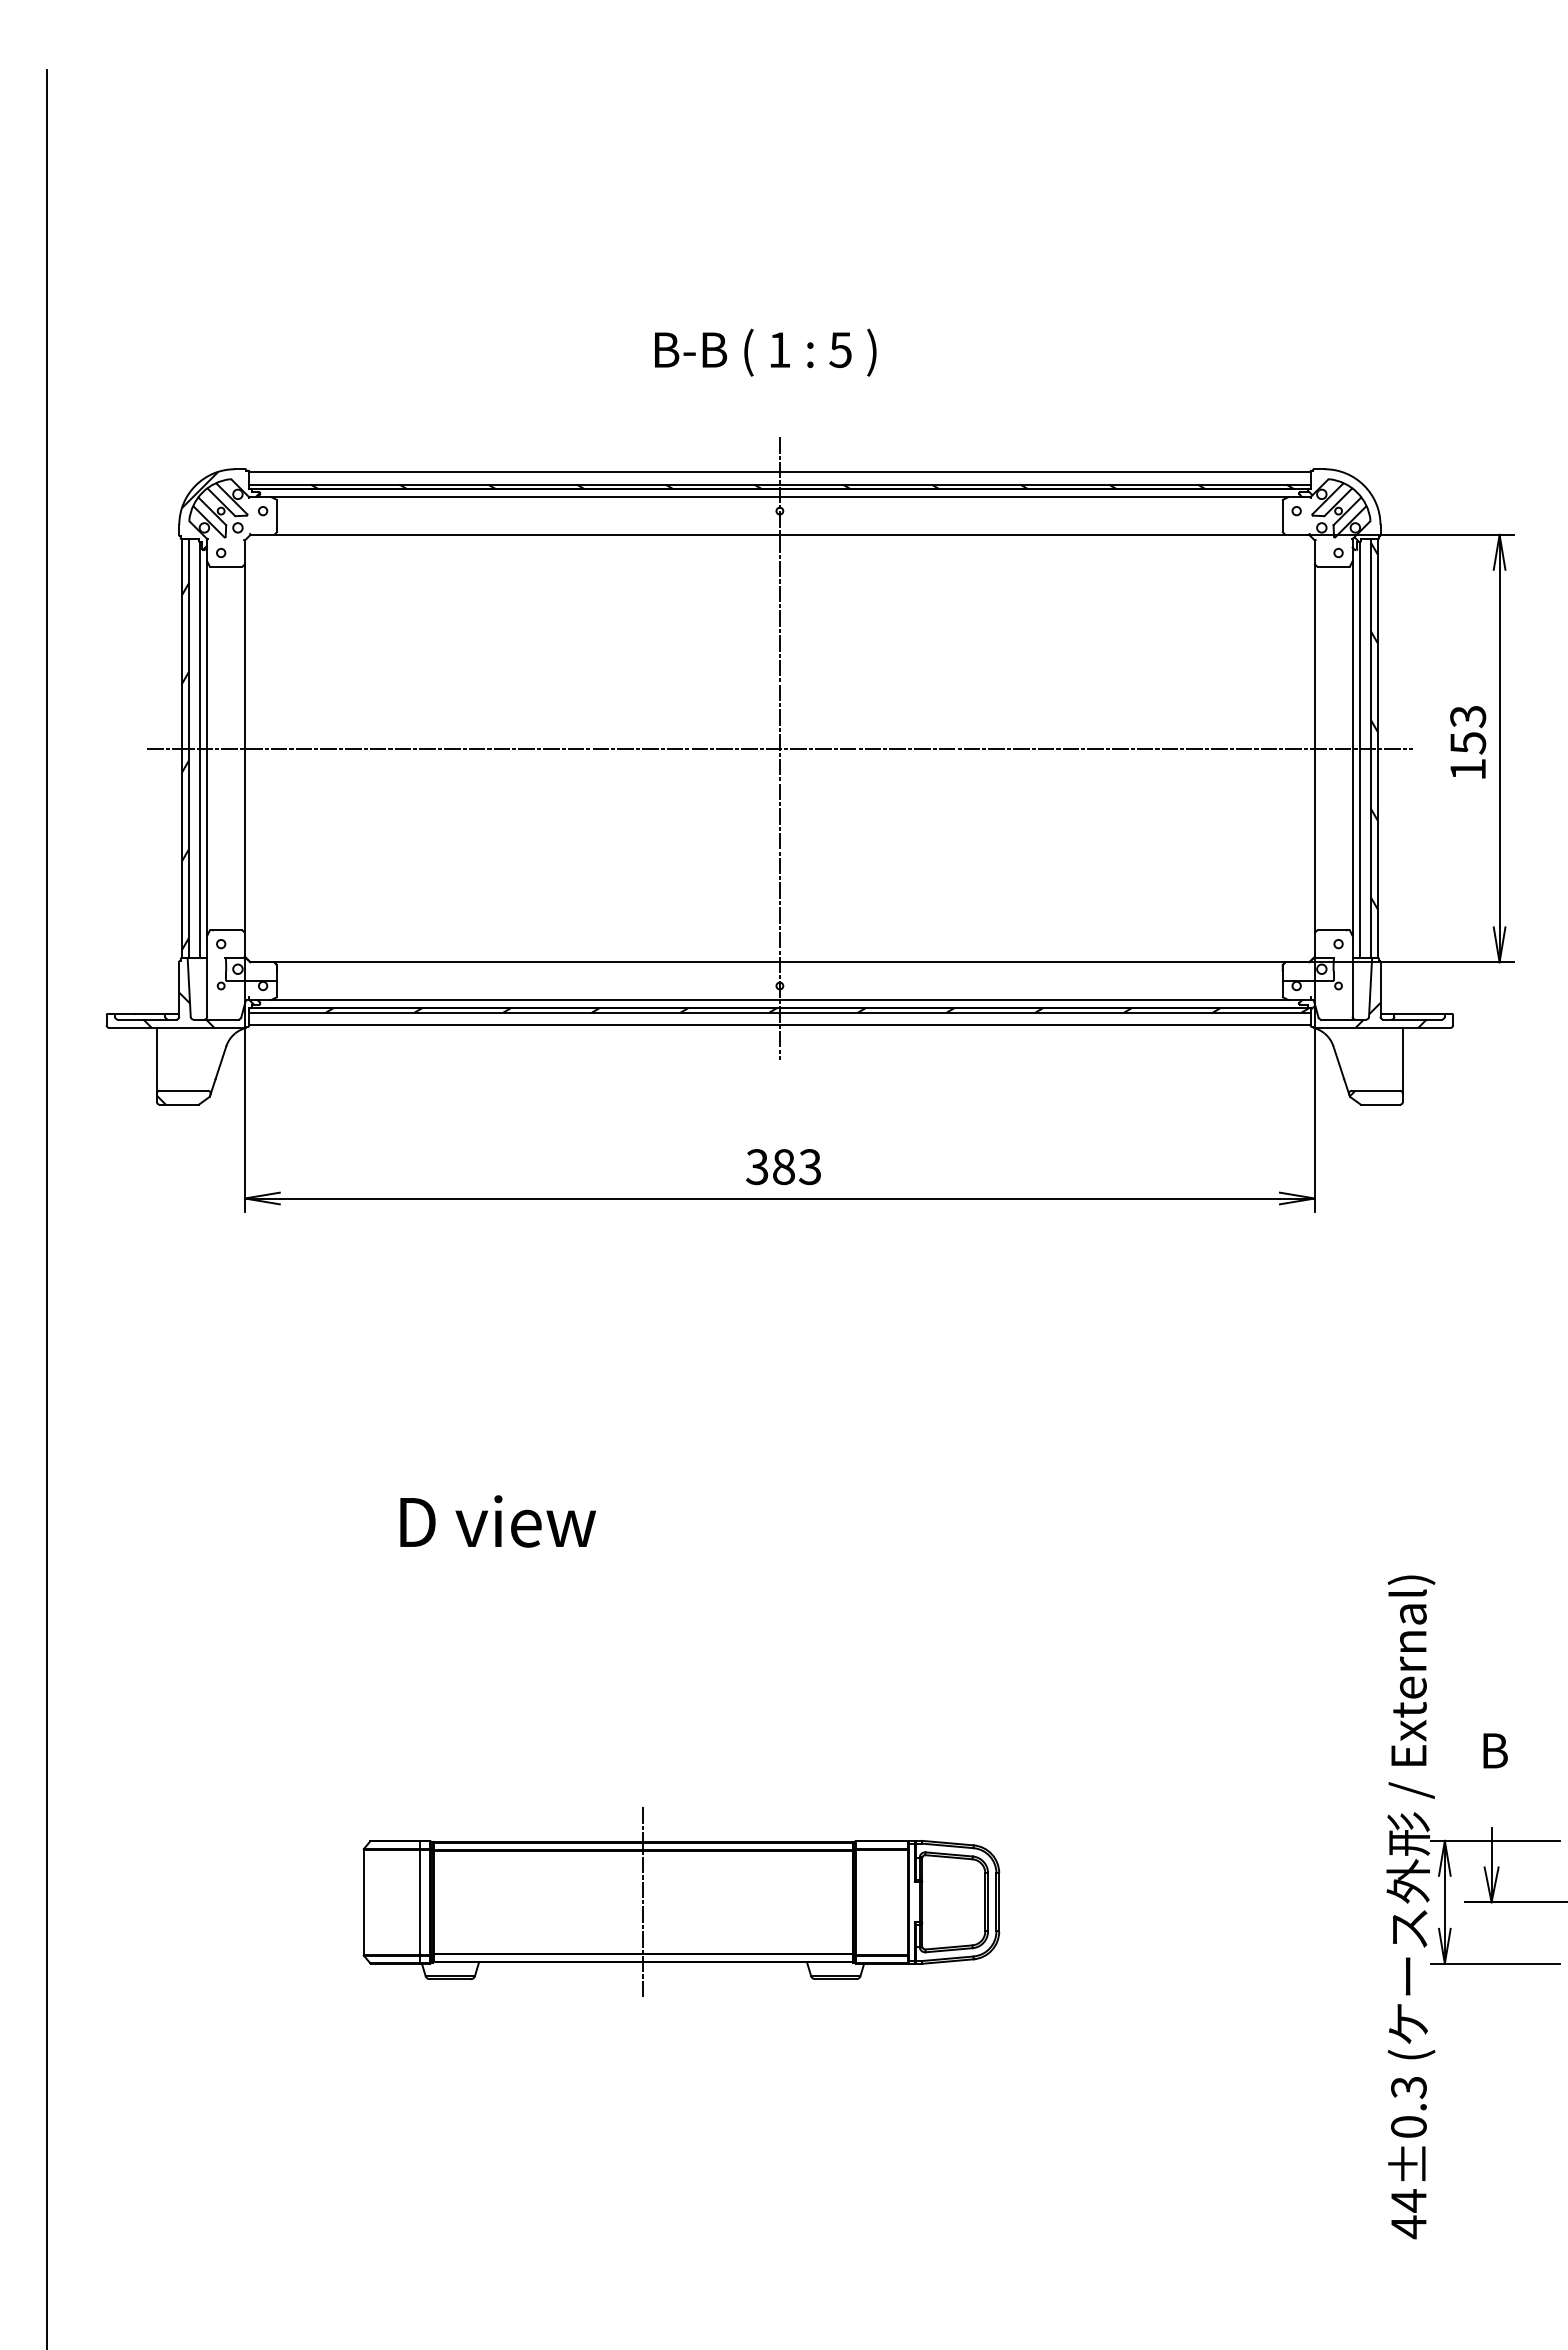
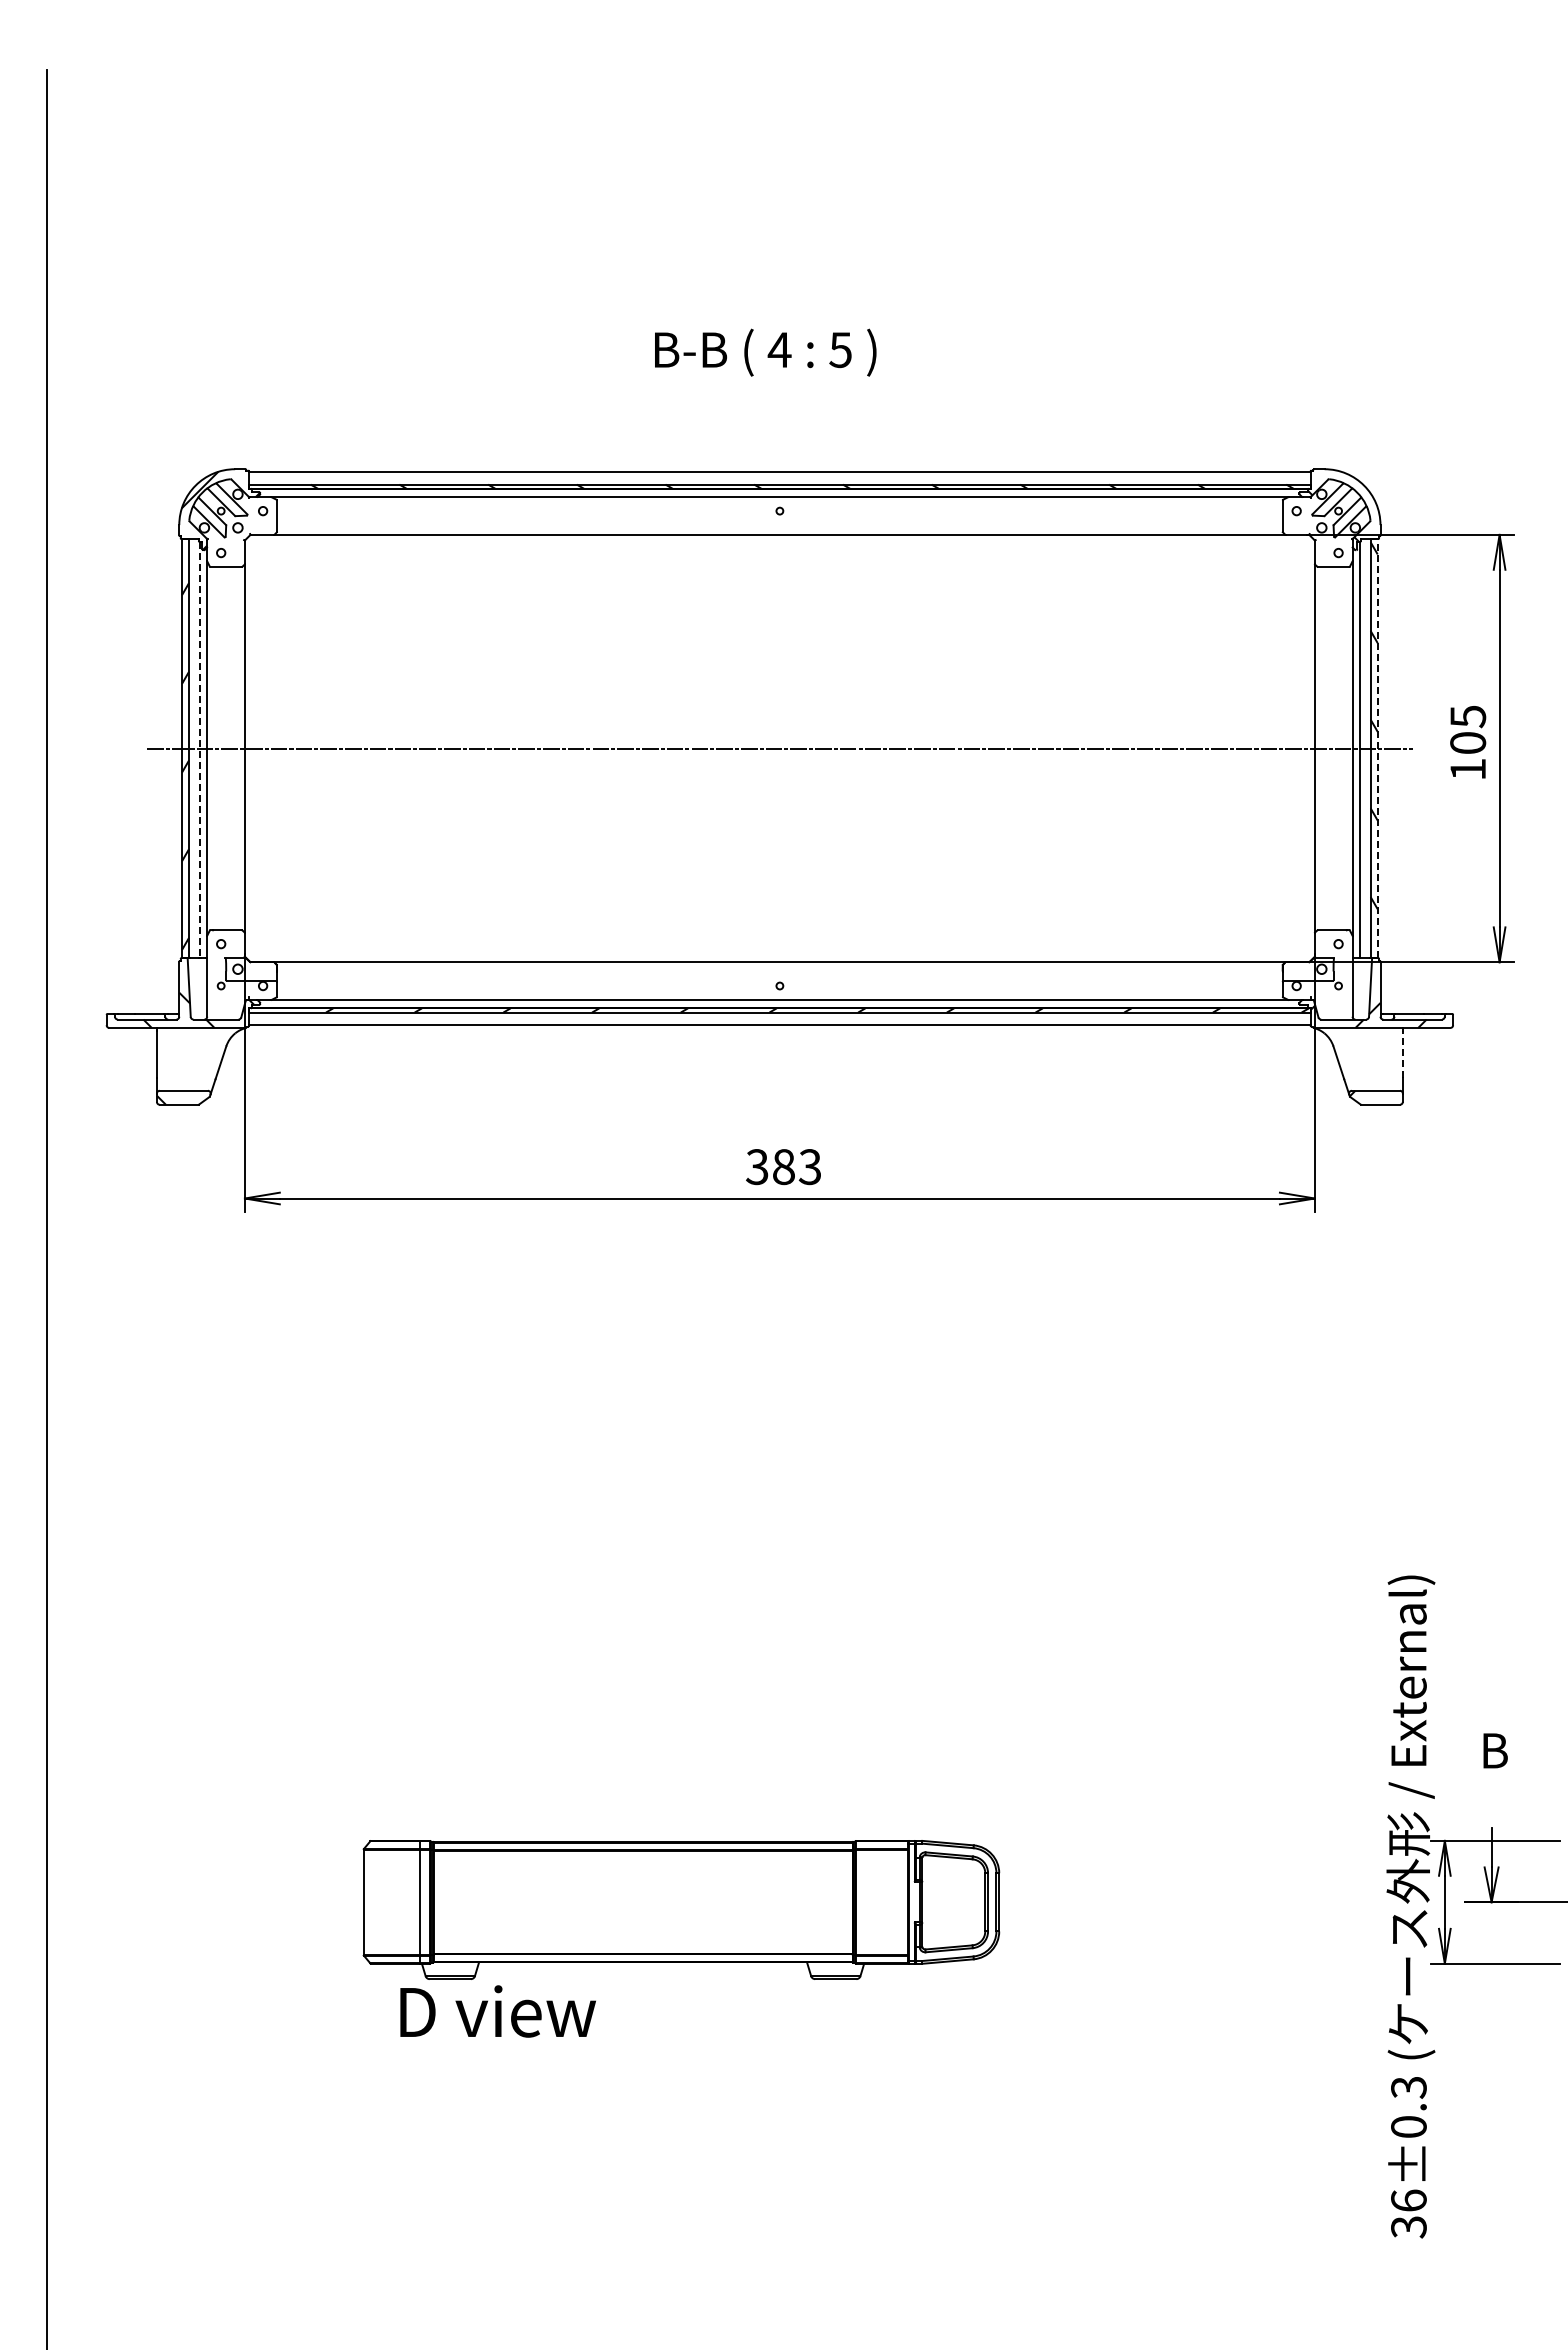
text: 1 -> 4 (779, 349)
text: 153 -> 105 (1468, 730)
line: present -> none (779, 748)
line: solid -> dashed (1377, 748)
line: solid -> dashed (200, 750)
line: solid -> dashed (1402, 1054)
text position: (497, 1521) -> (497, 2011) (497, 2011)
line: present -> none (643, 1902)
text: 44±0.3 -> 36±0.3 (1408, 2214)
